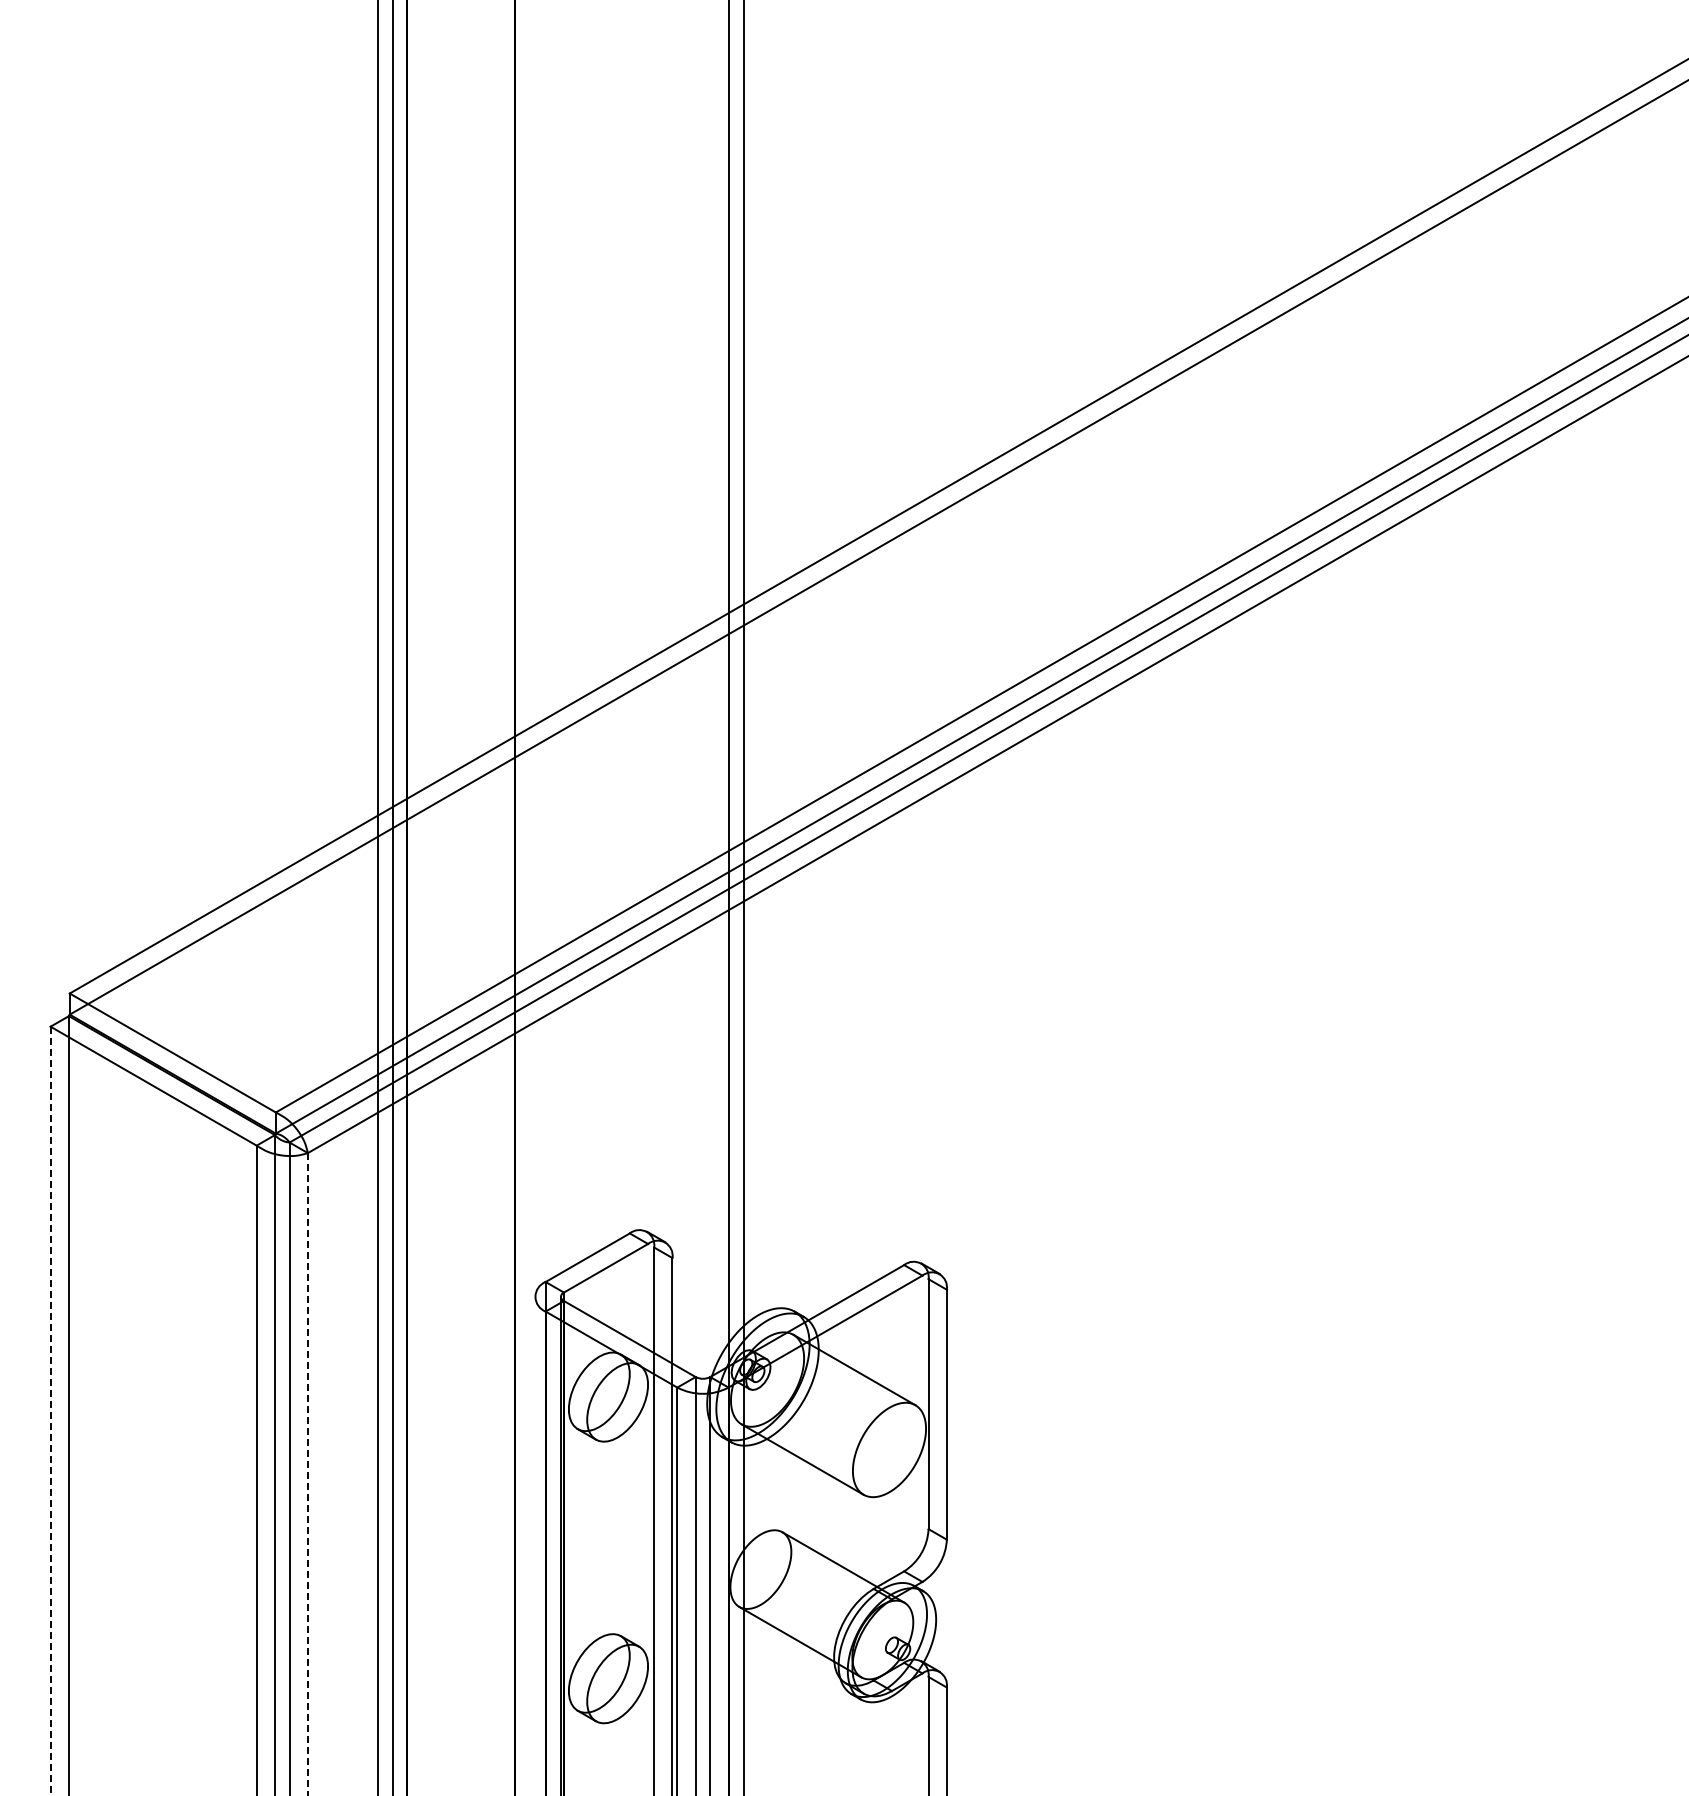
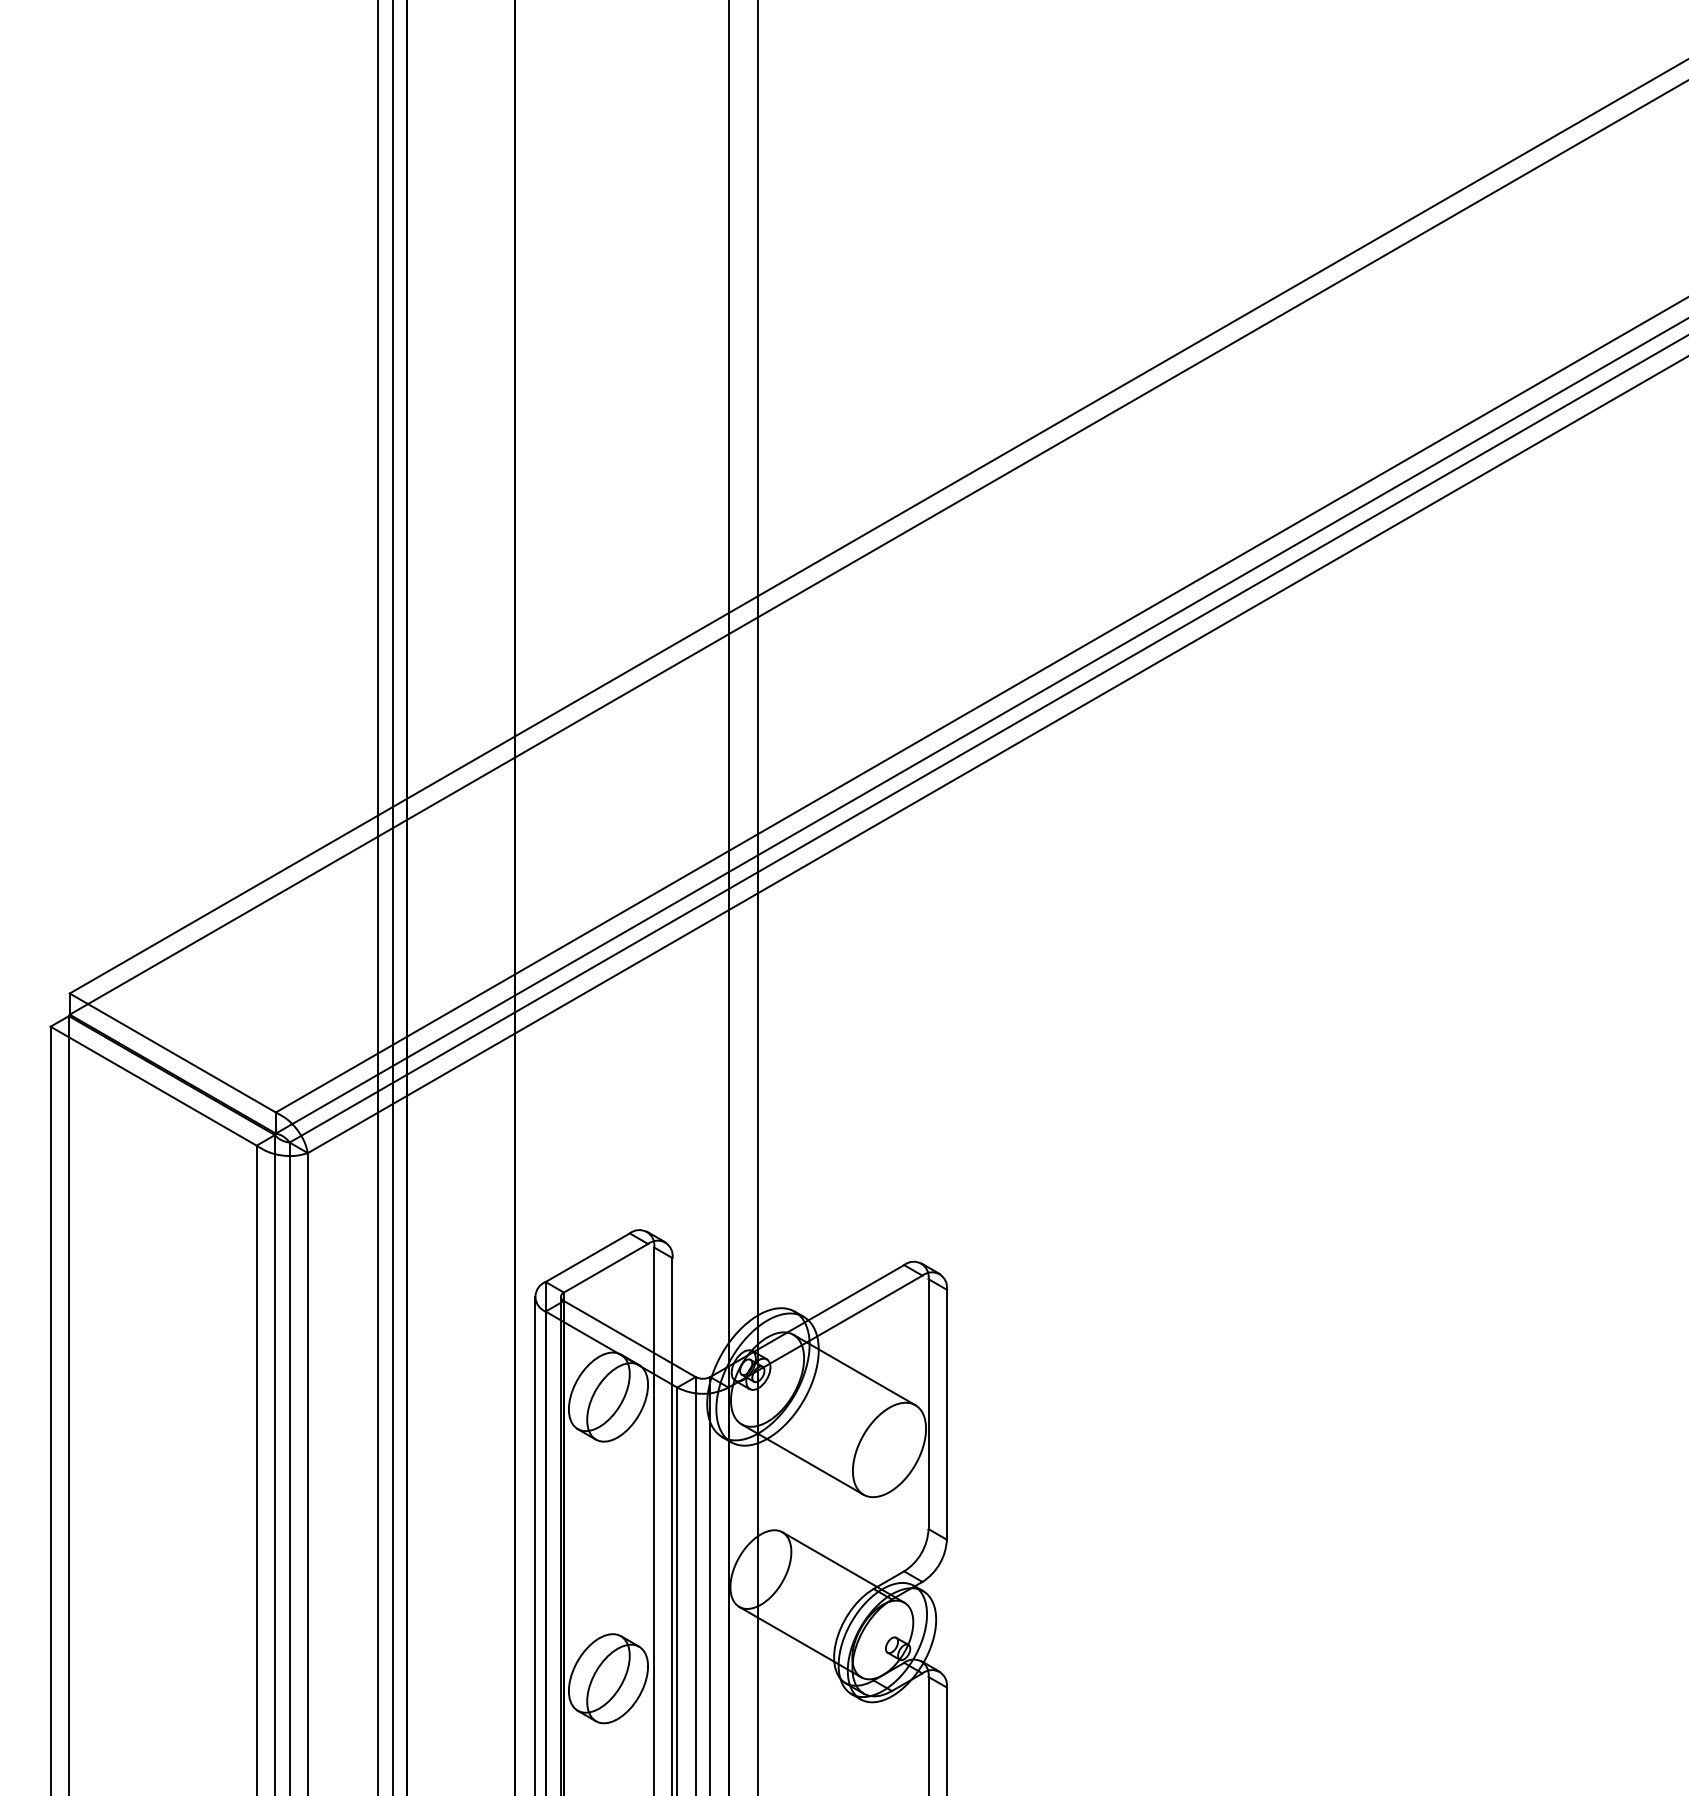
line position: (744, 897) -> (758, 897) (758, 897)
line: dashed -> solid (50, 1411)
line: dashed -> solid (307, 1474)
line: none -> present (535, 1544)
